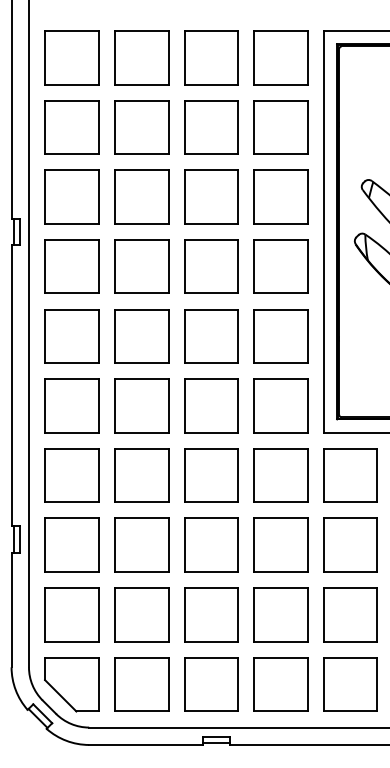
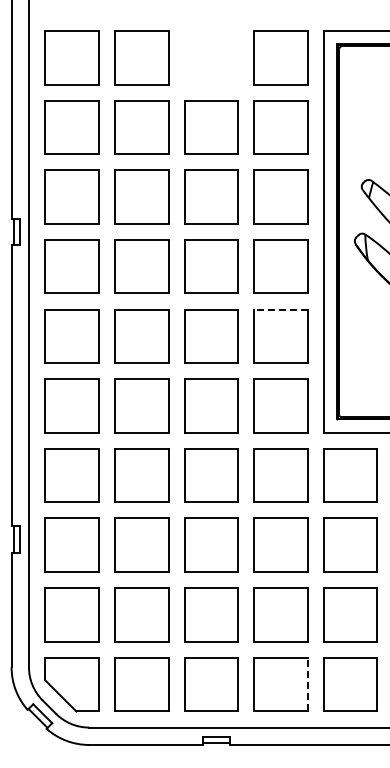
part: present -> none (211, 57)
line: solid -> dashed (280, 309)
line: solid -> dashed (307, 684)
